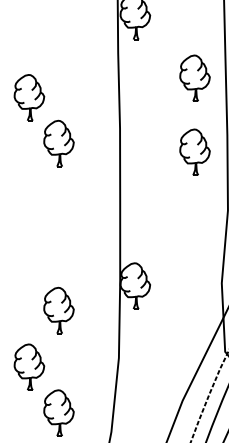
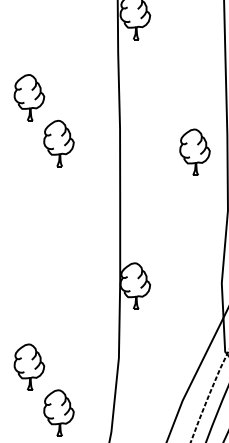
part: present -> none (194, 77)
part: present -> none (58, 310)
